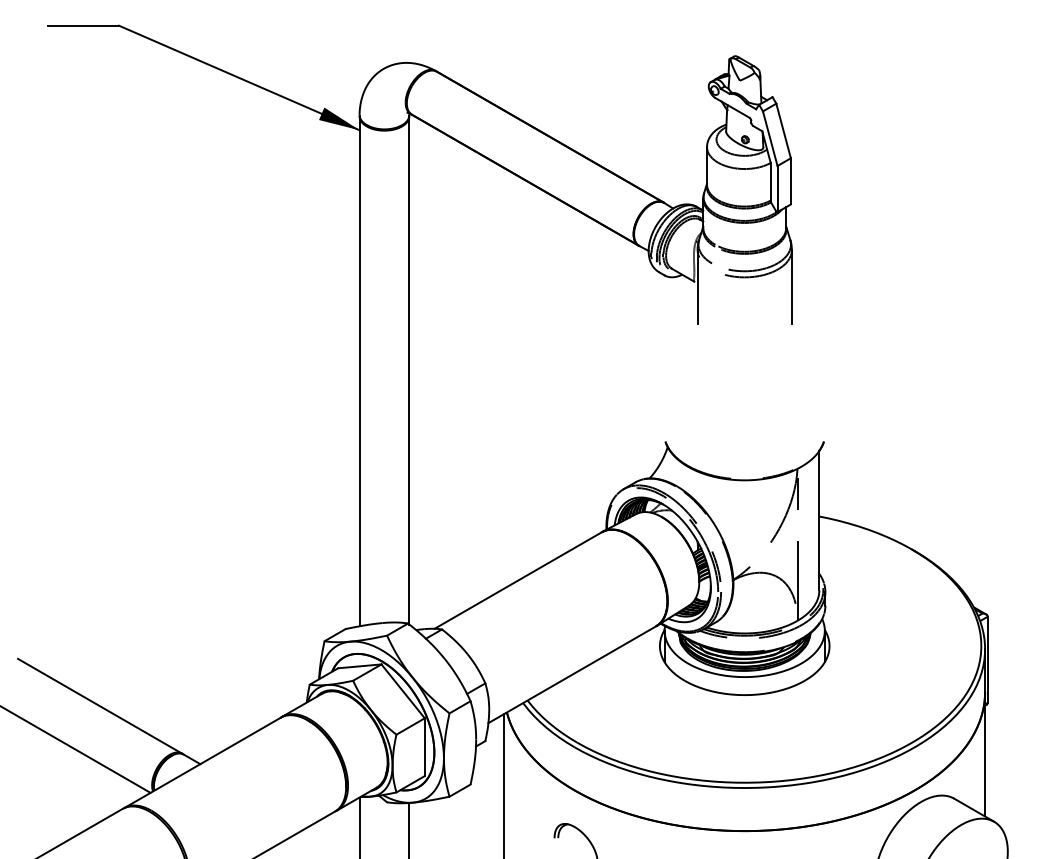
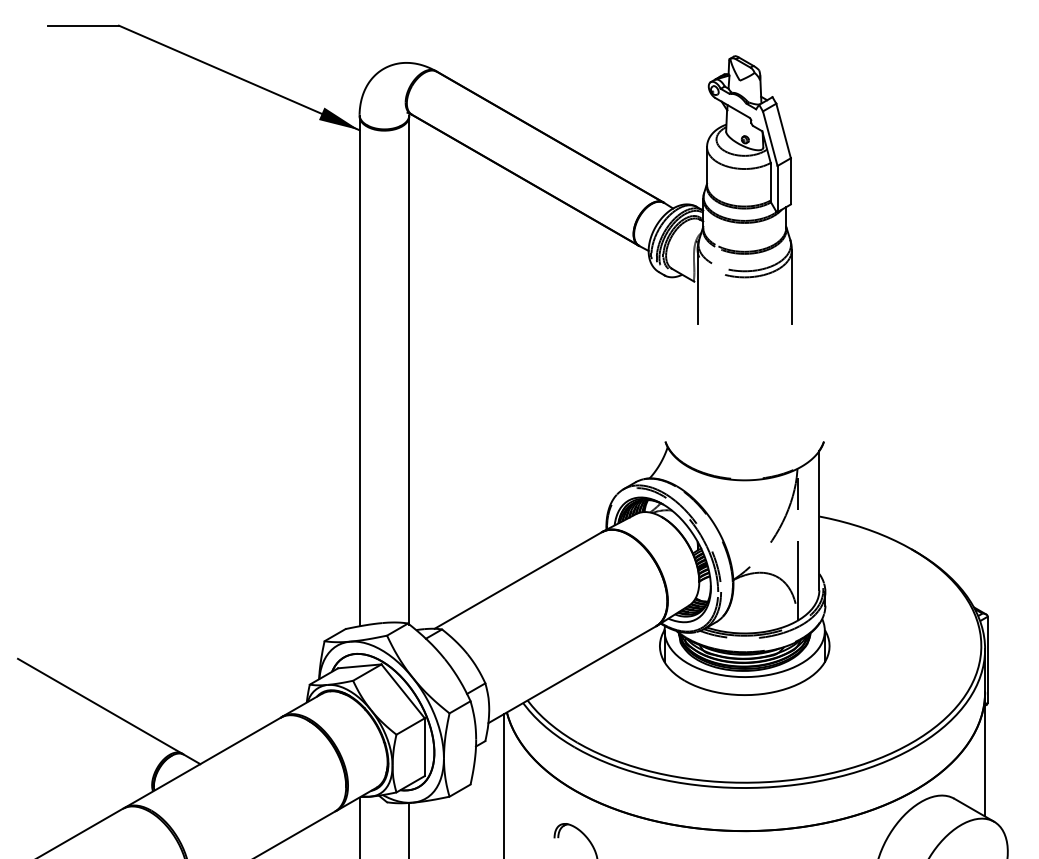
line: present -> none (76, 749)
